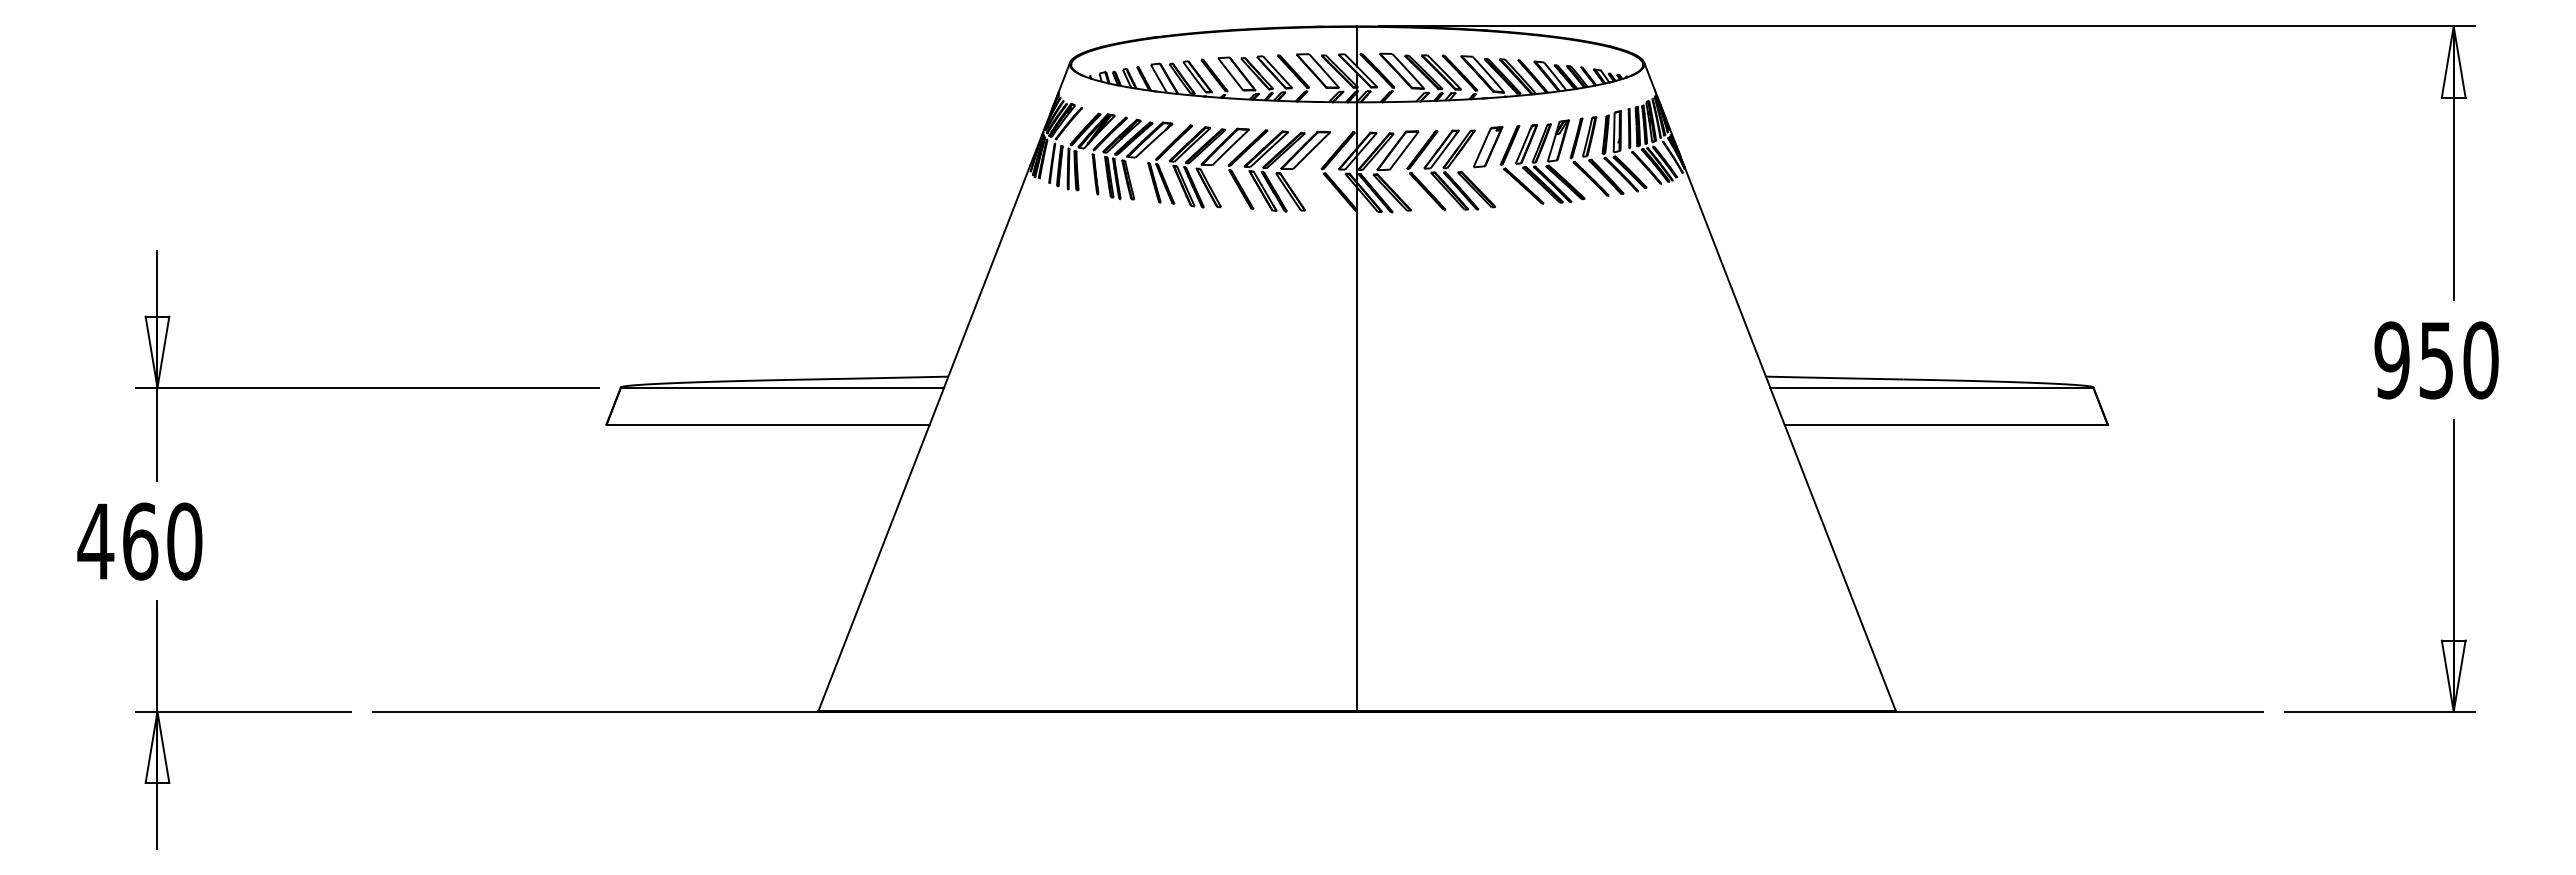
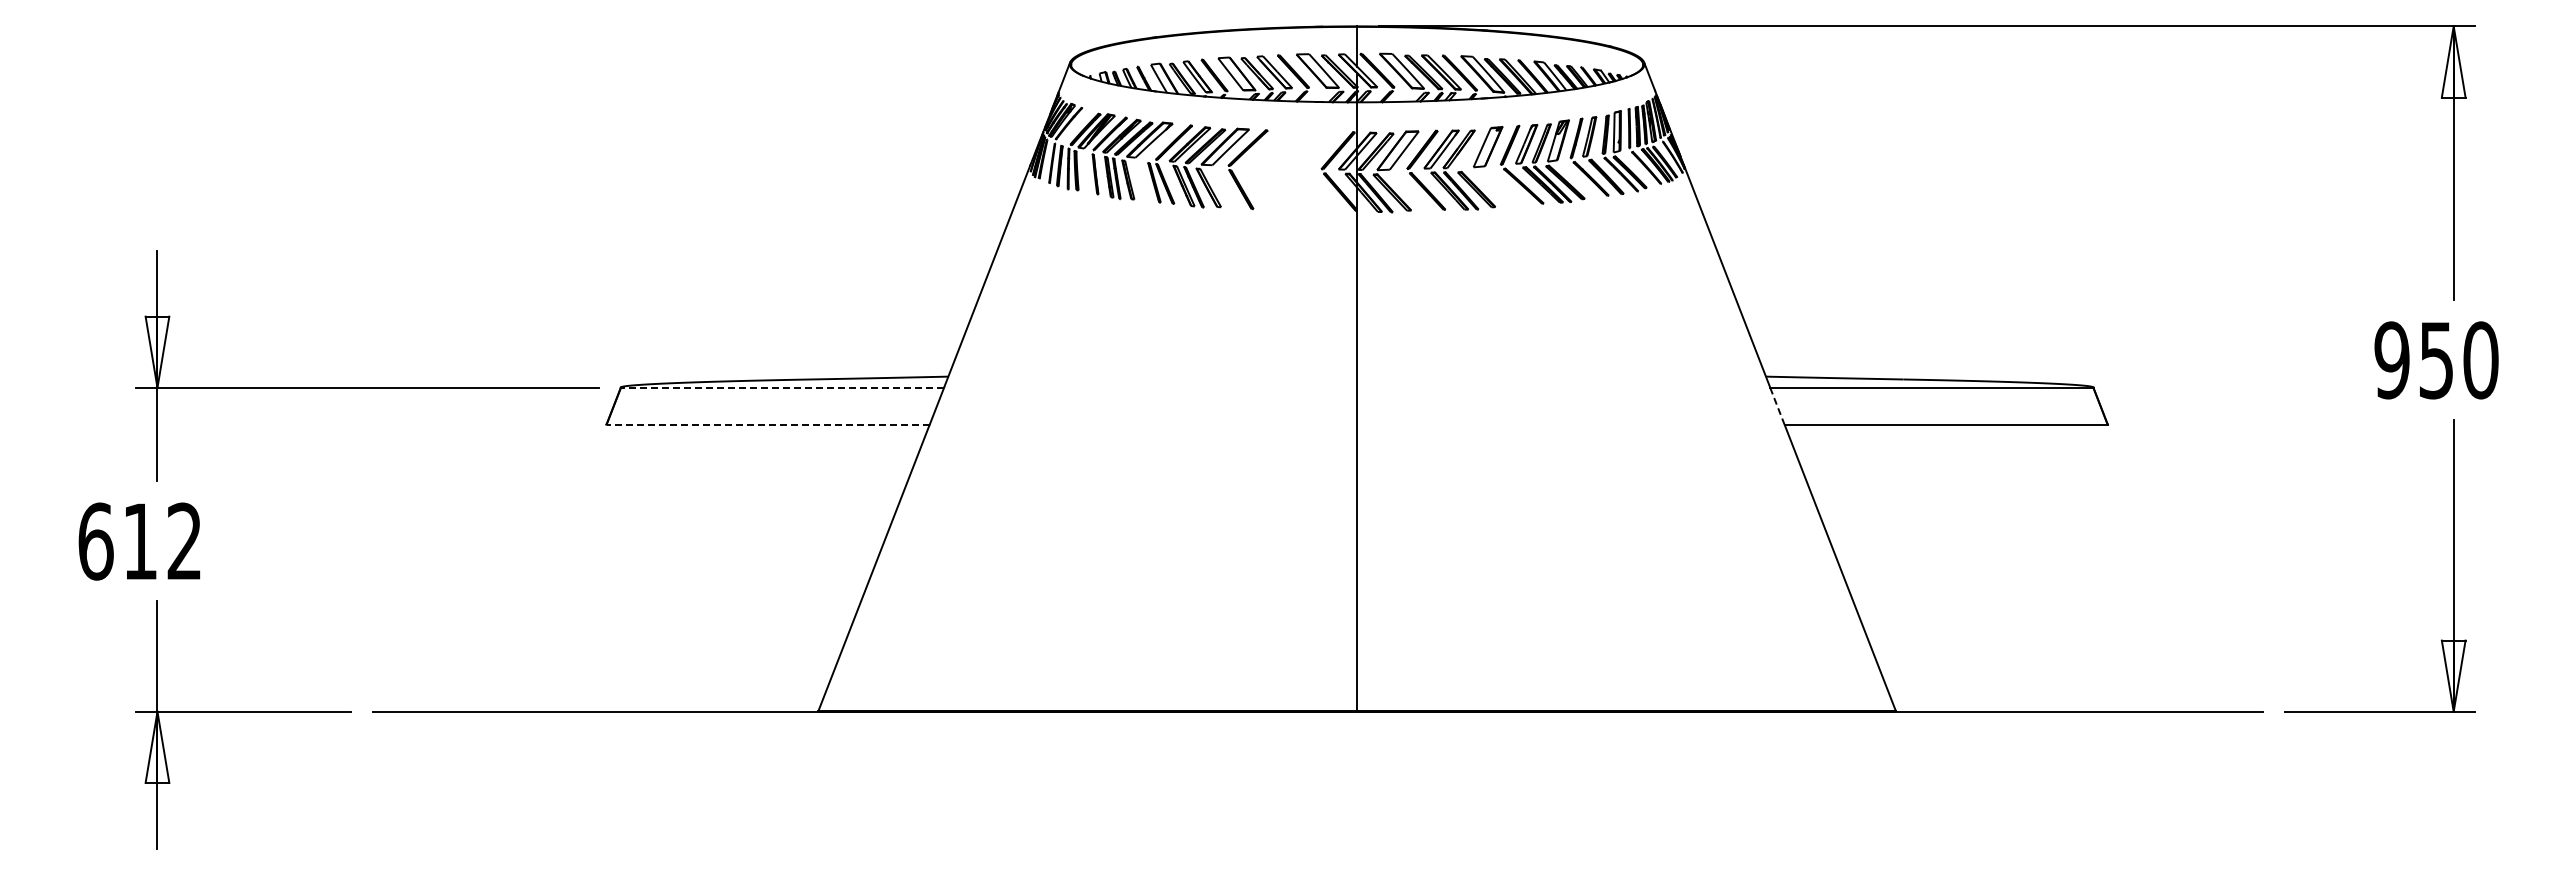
part: present -> none (1286, 171)
line: solid -> dashed (782, 387)
line: solid -> dashed (1777, 406)
line: solid -> dashed (768, 424)
text: 460 -> 612 (139, 541)
